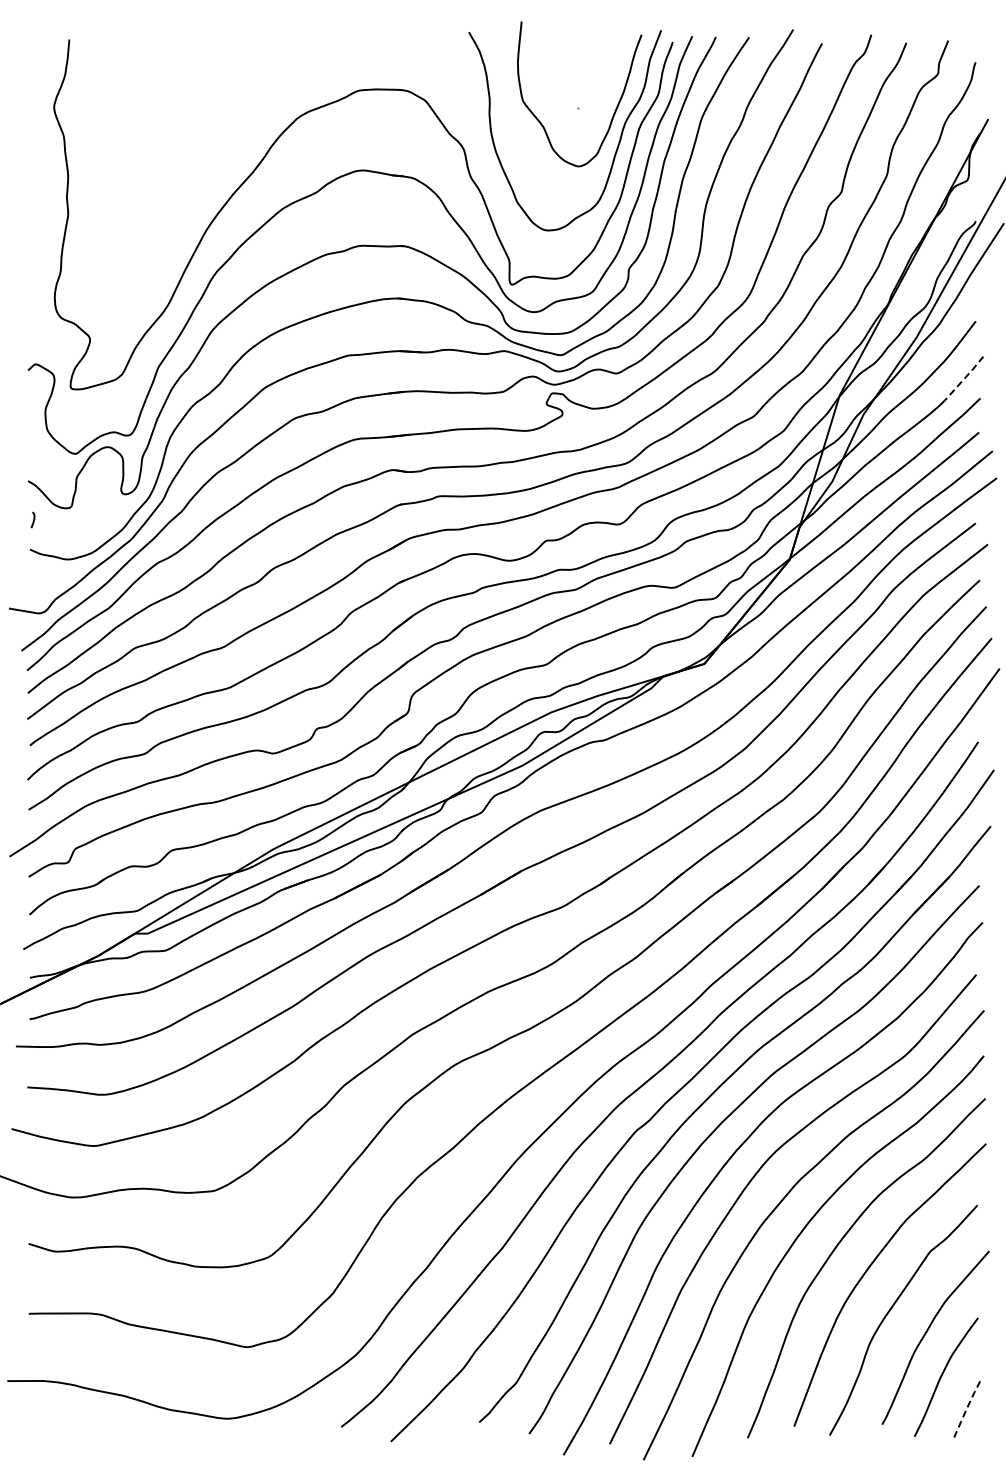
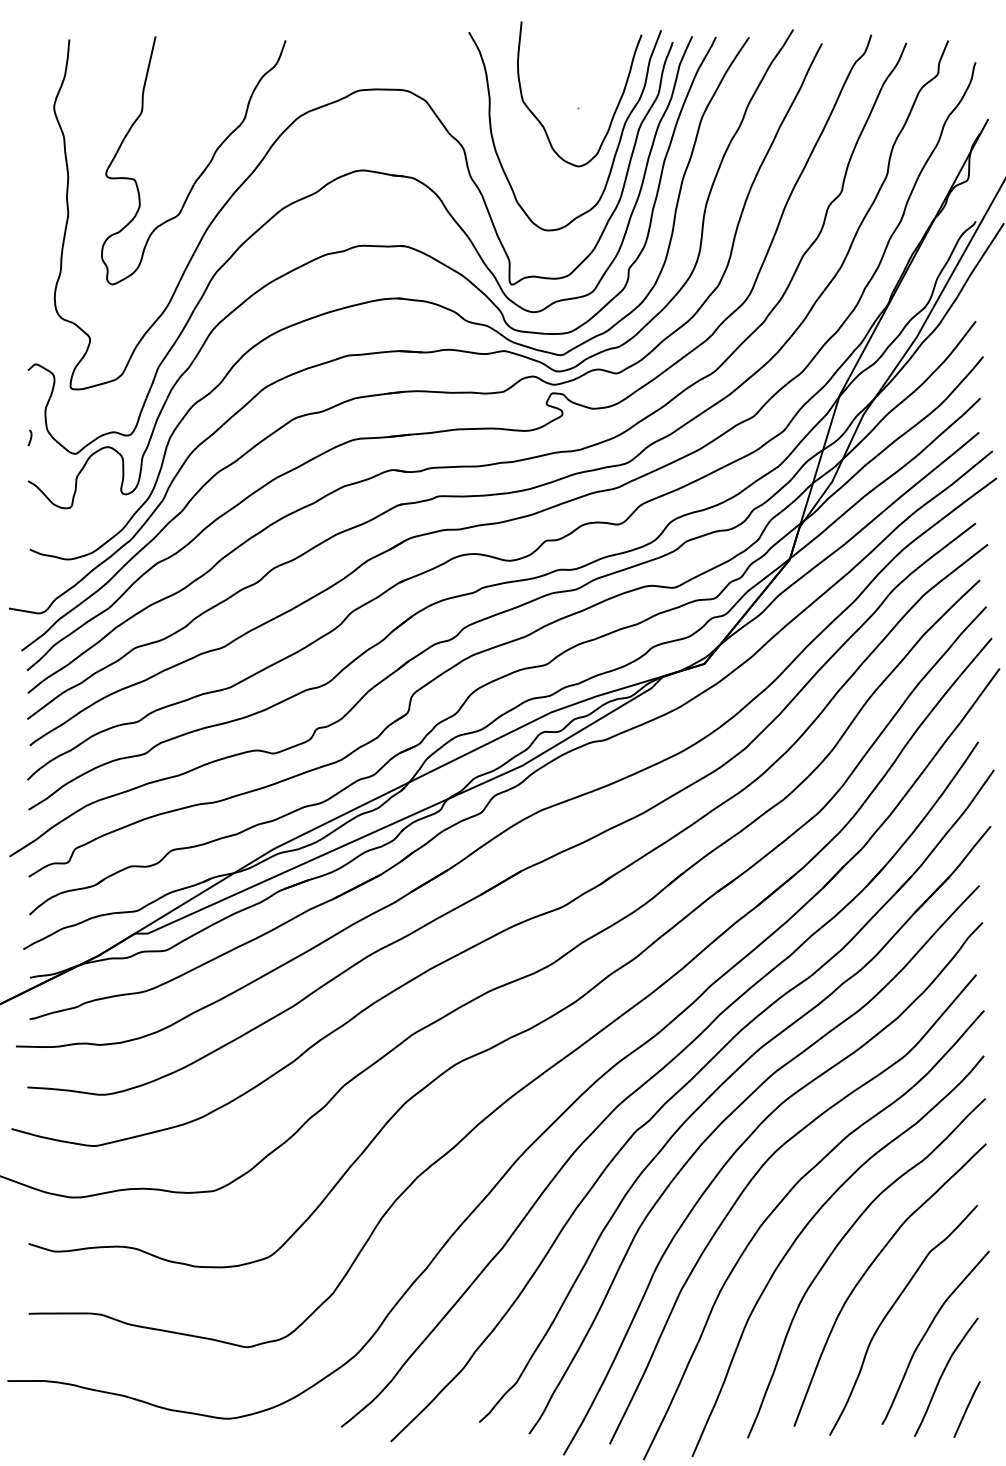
part: none -> present (204, 168)
line: dashed -> solid (965, 377)
curve position: (33, 519) -> (30, 437) (30, 437)
line: dashed -> solid (966, 1409)
